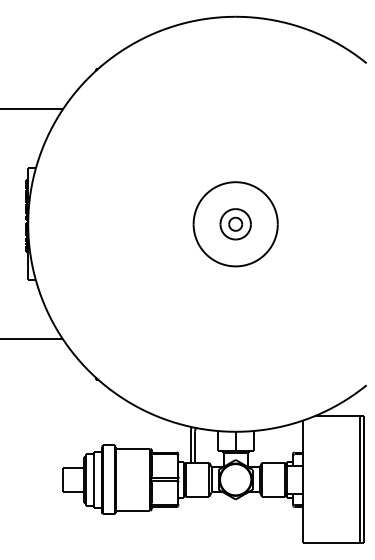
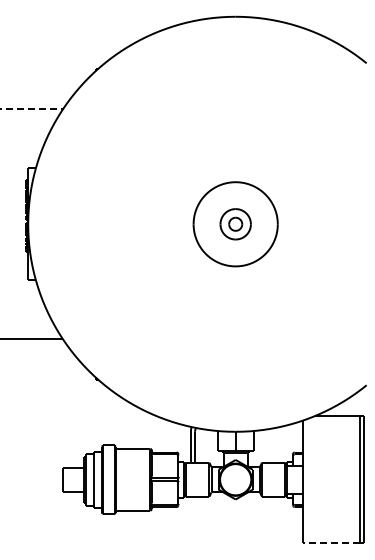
line: solid -> dashed (32, 109)
line: solid -> dashed (330, 543)
